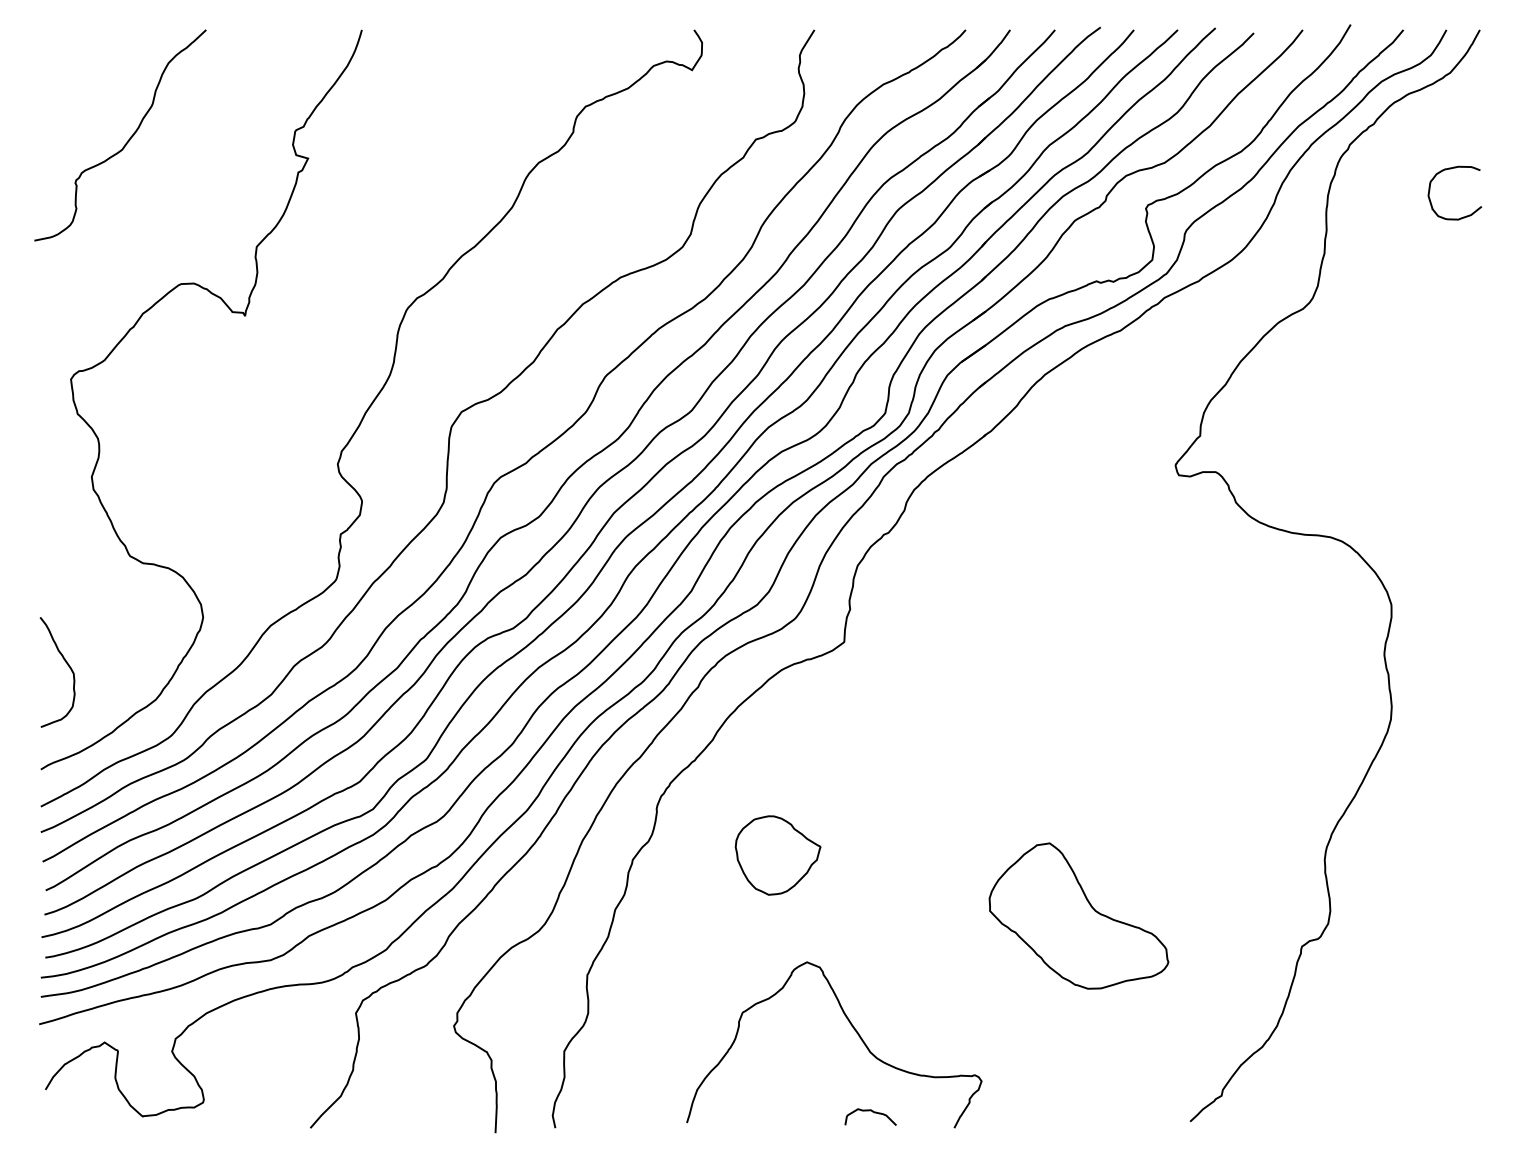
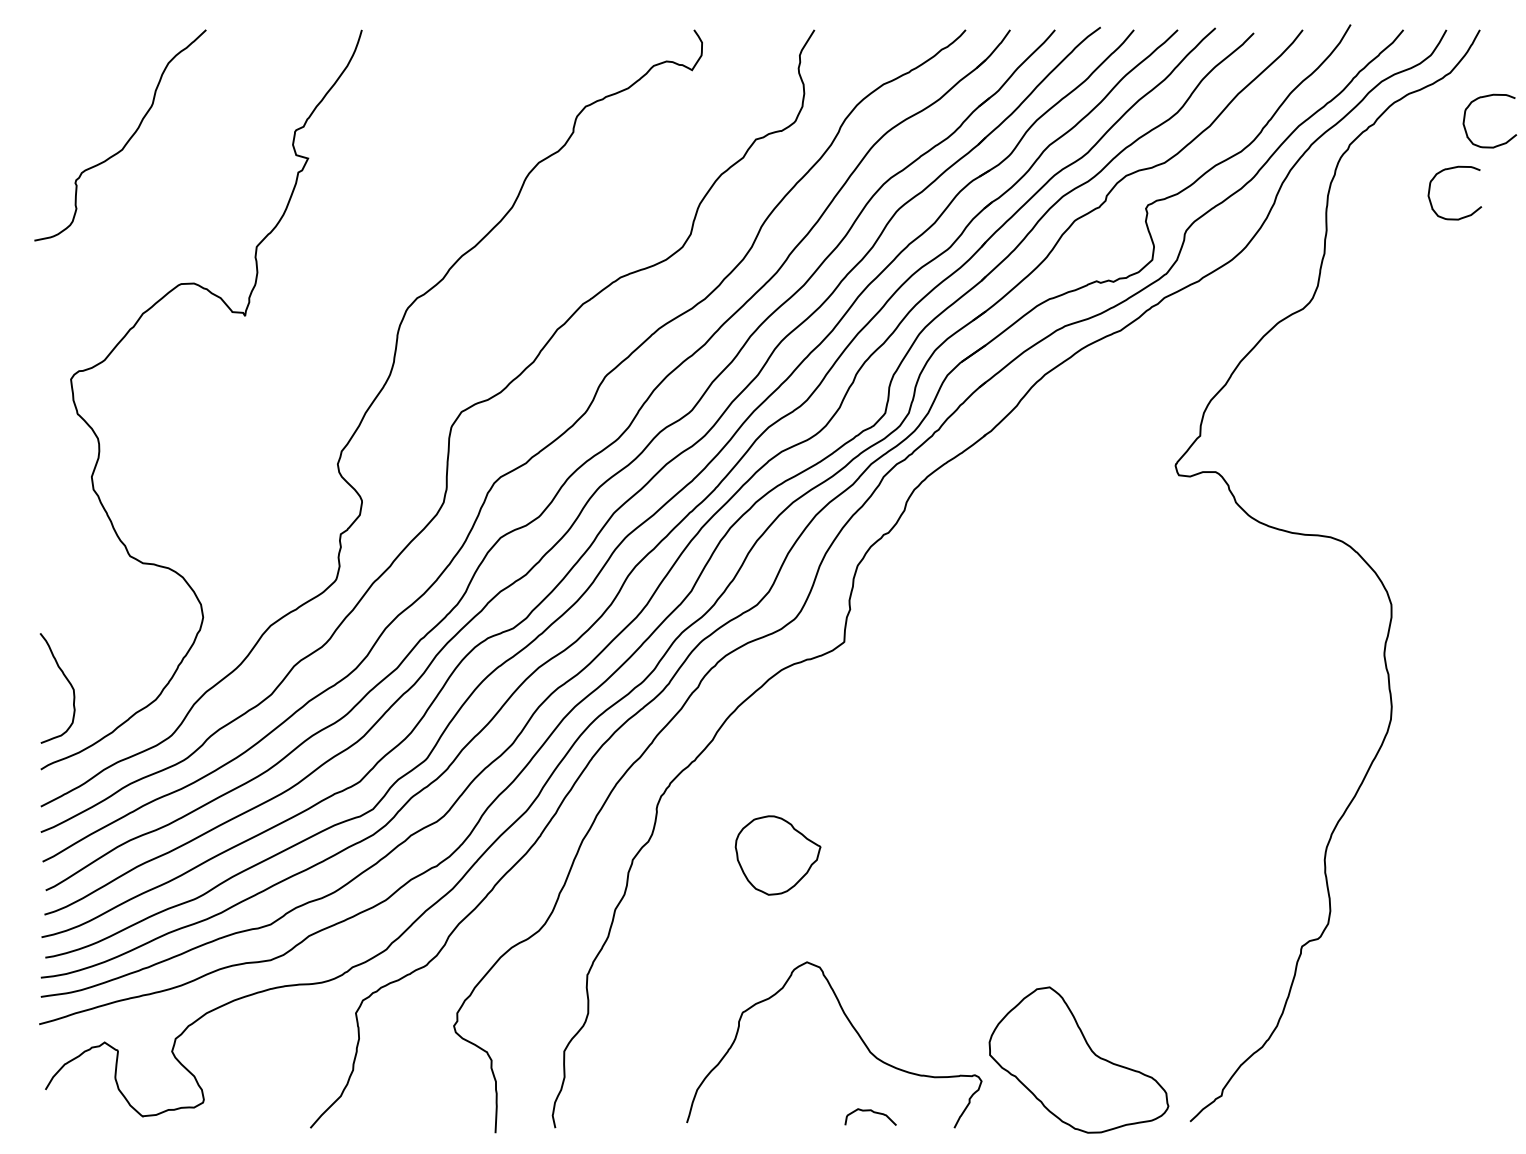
curve: none -> present (1486, 97)
curve position: (67, 665) -> (67, 681) (67, 681)
part position: (1078, 915) -> (1078, 1059) (1078, 1059)
